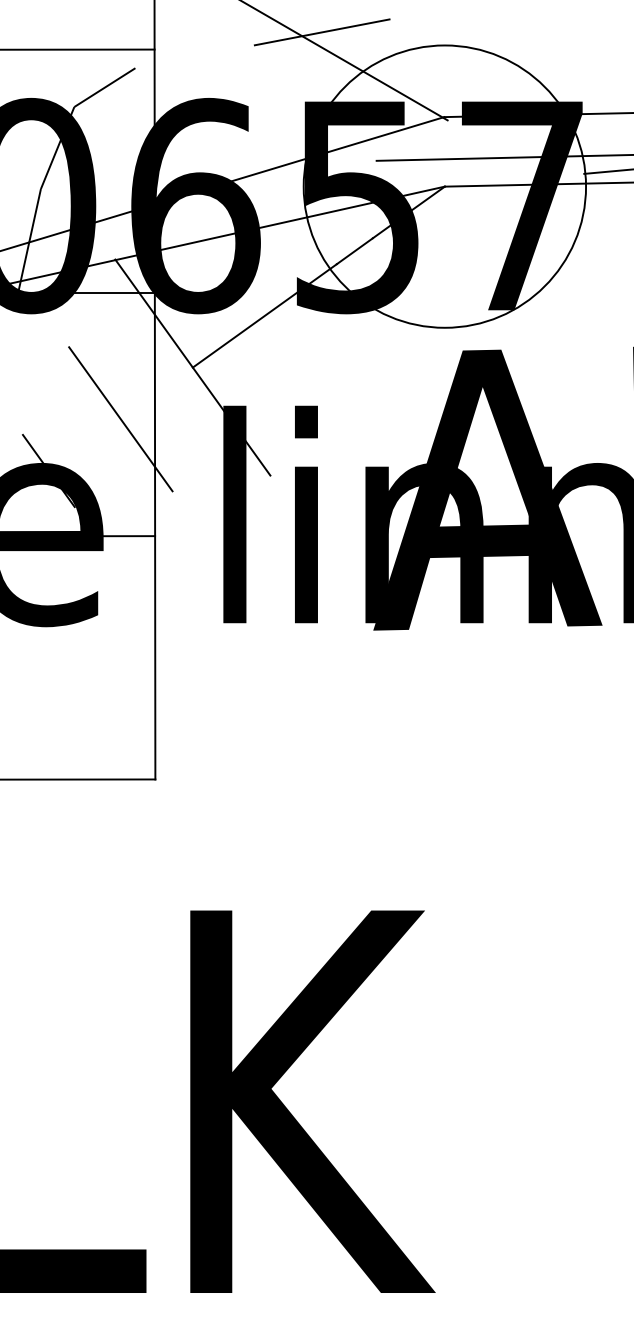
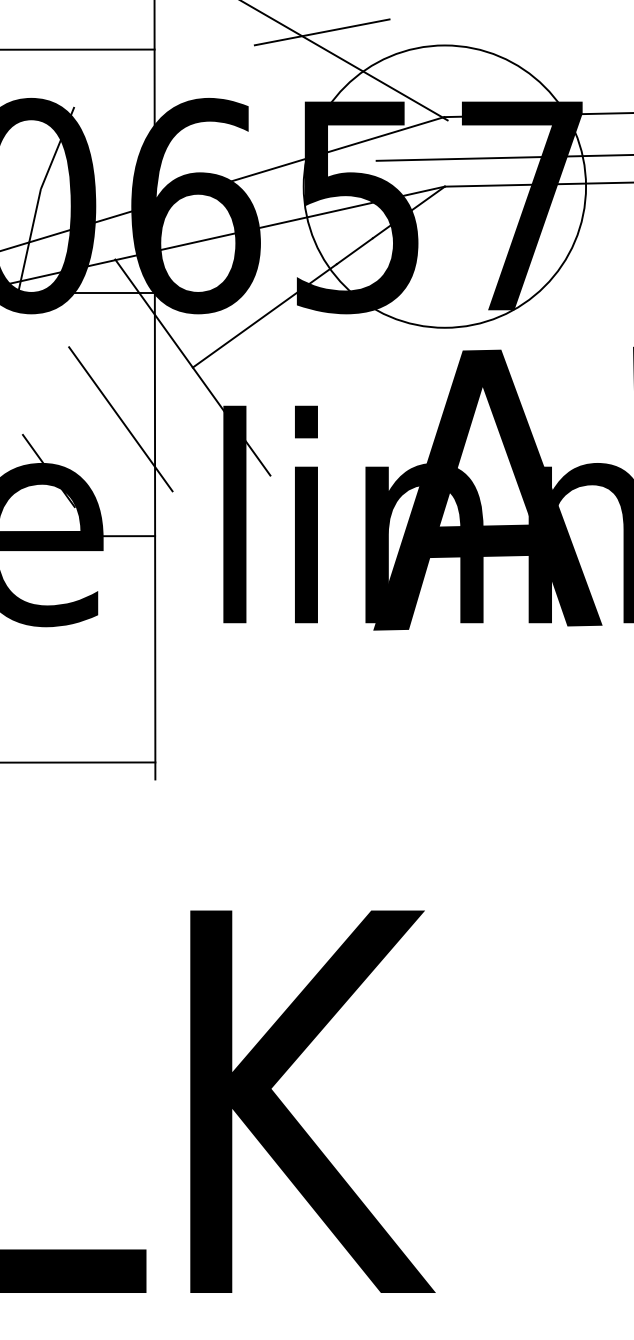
line: present -> none (104, 87)
line: present -> none (606, 171)
line position: (78, 779) -> (78, 762) (78, 762)
